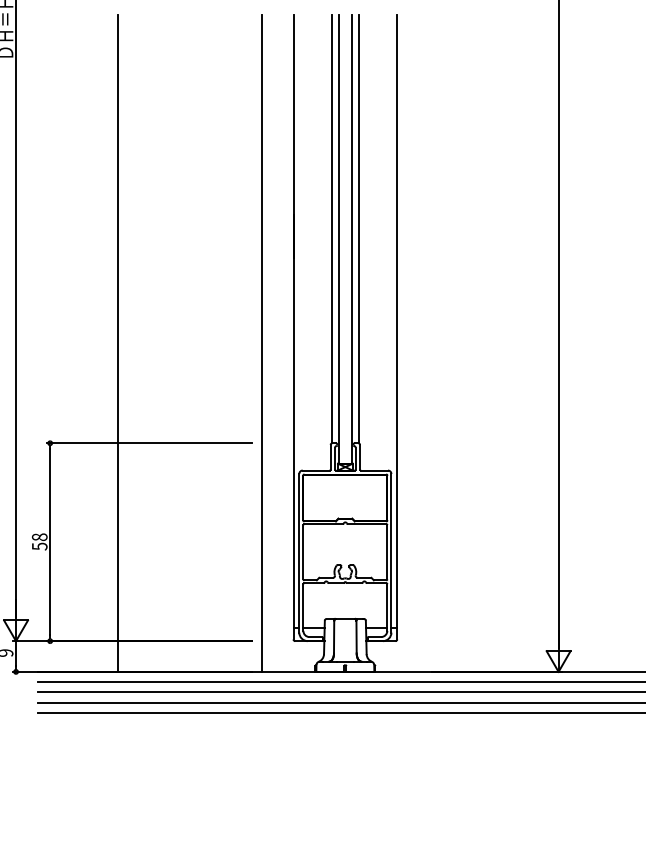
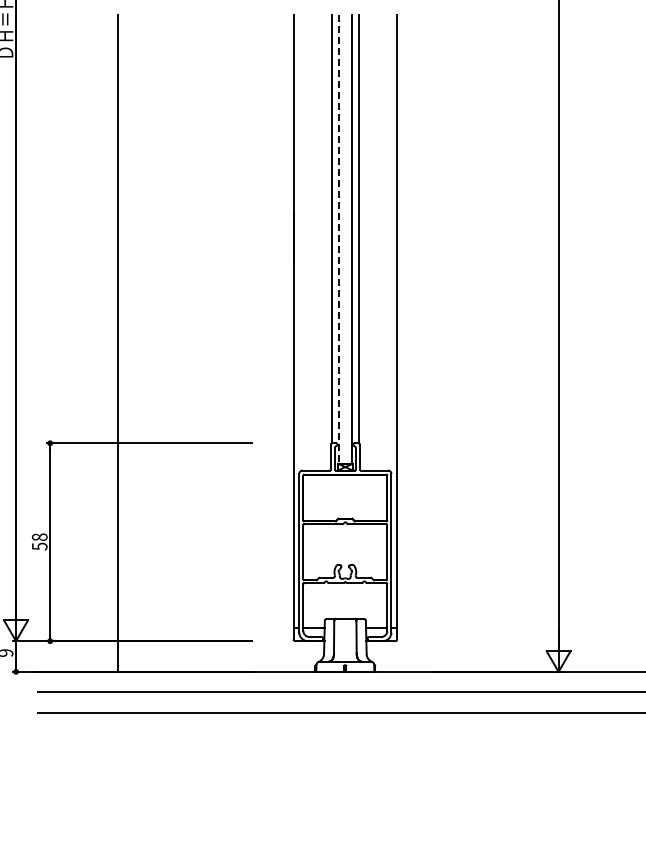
line: solid -> dashed (338, 239)
line: present -> none (261, 342)
line: present -> none (340, 682)
line: present -> none (340, 702)
